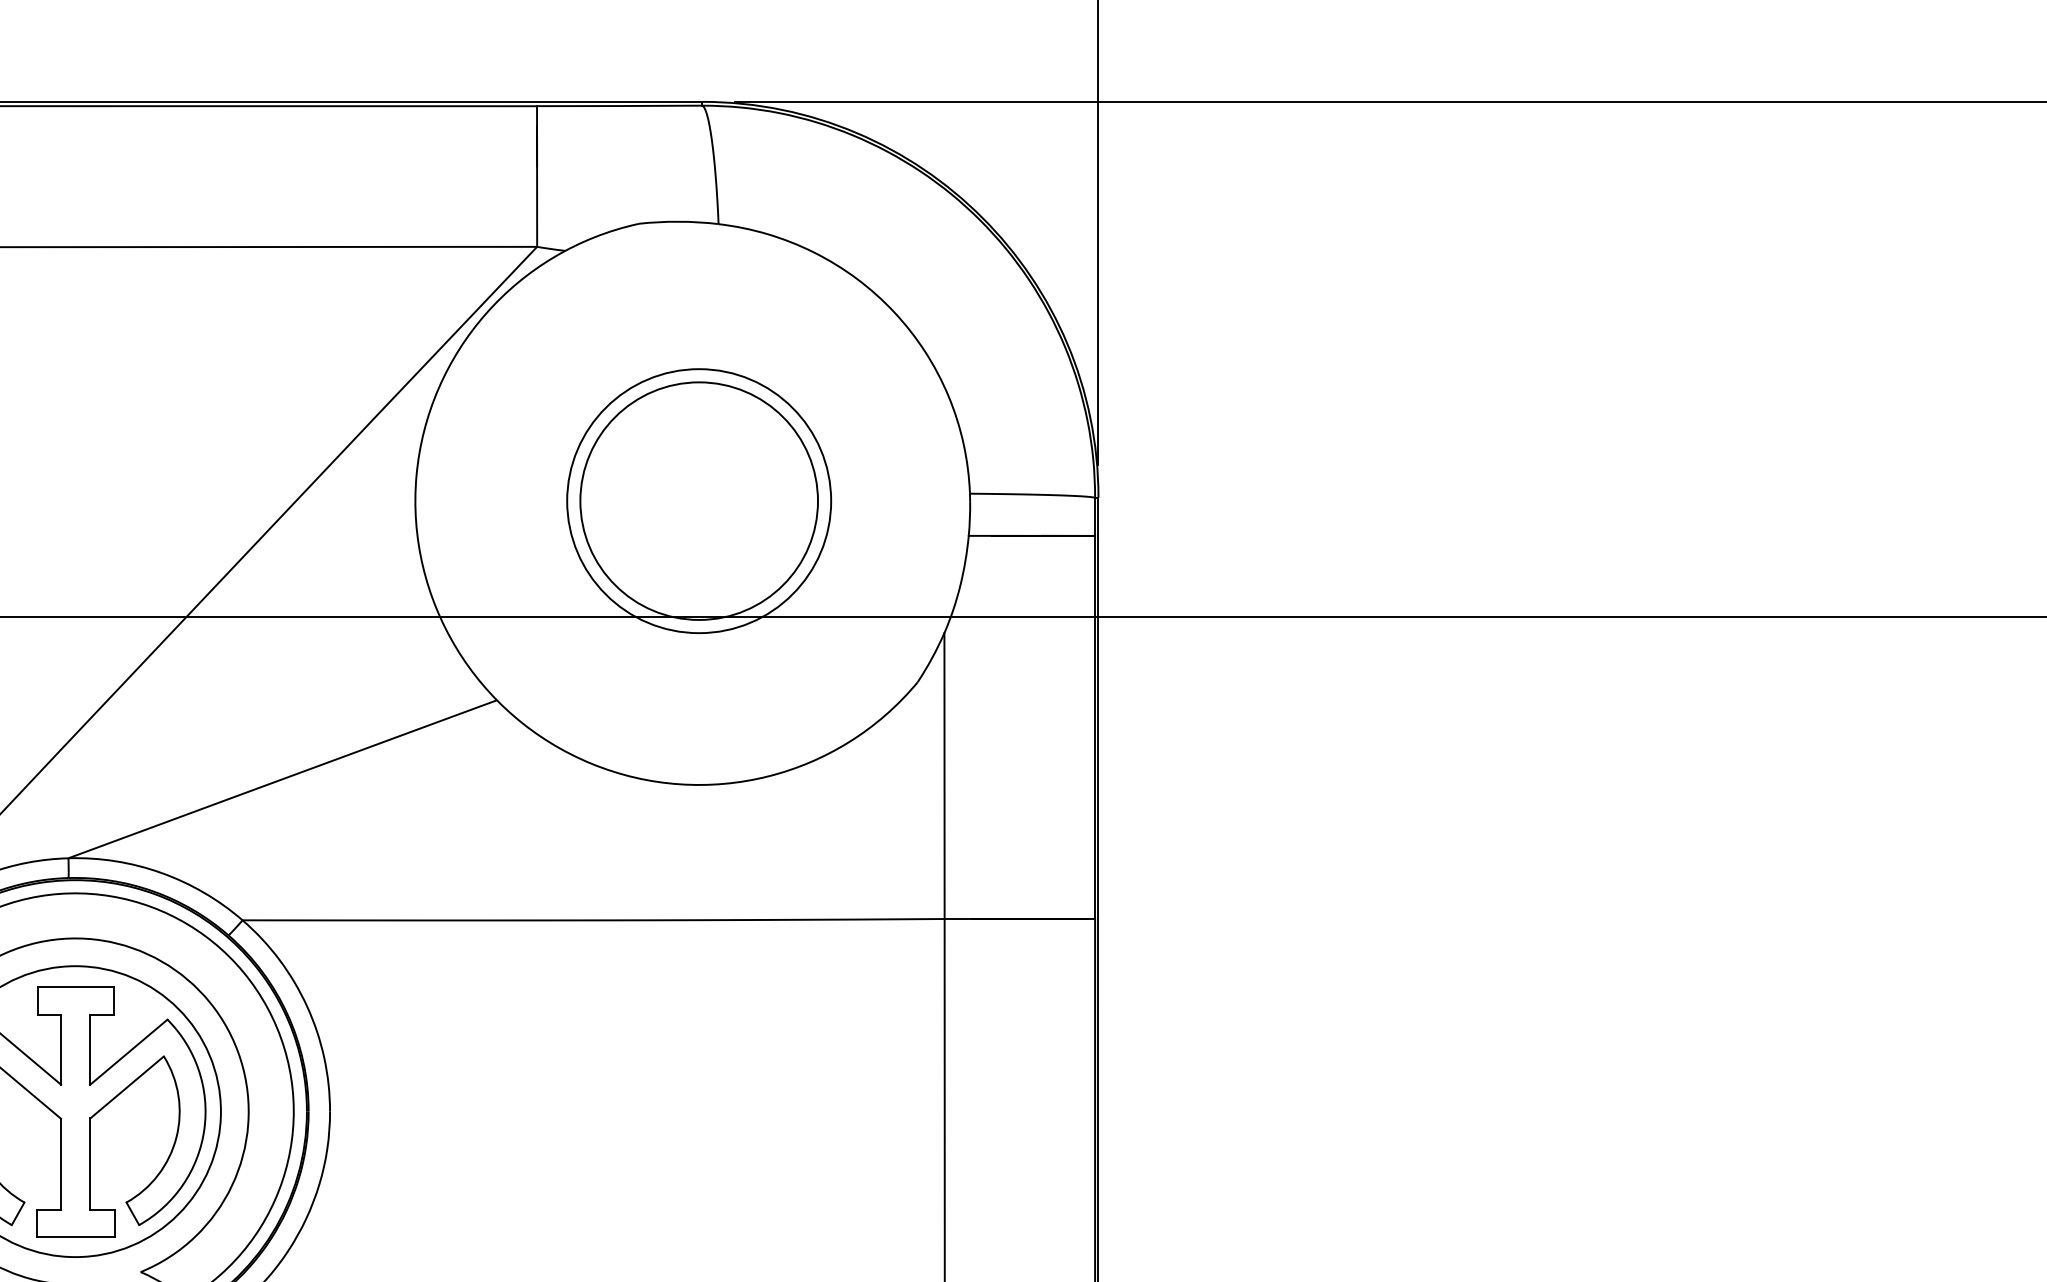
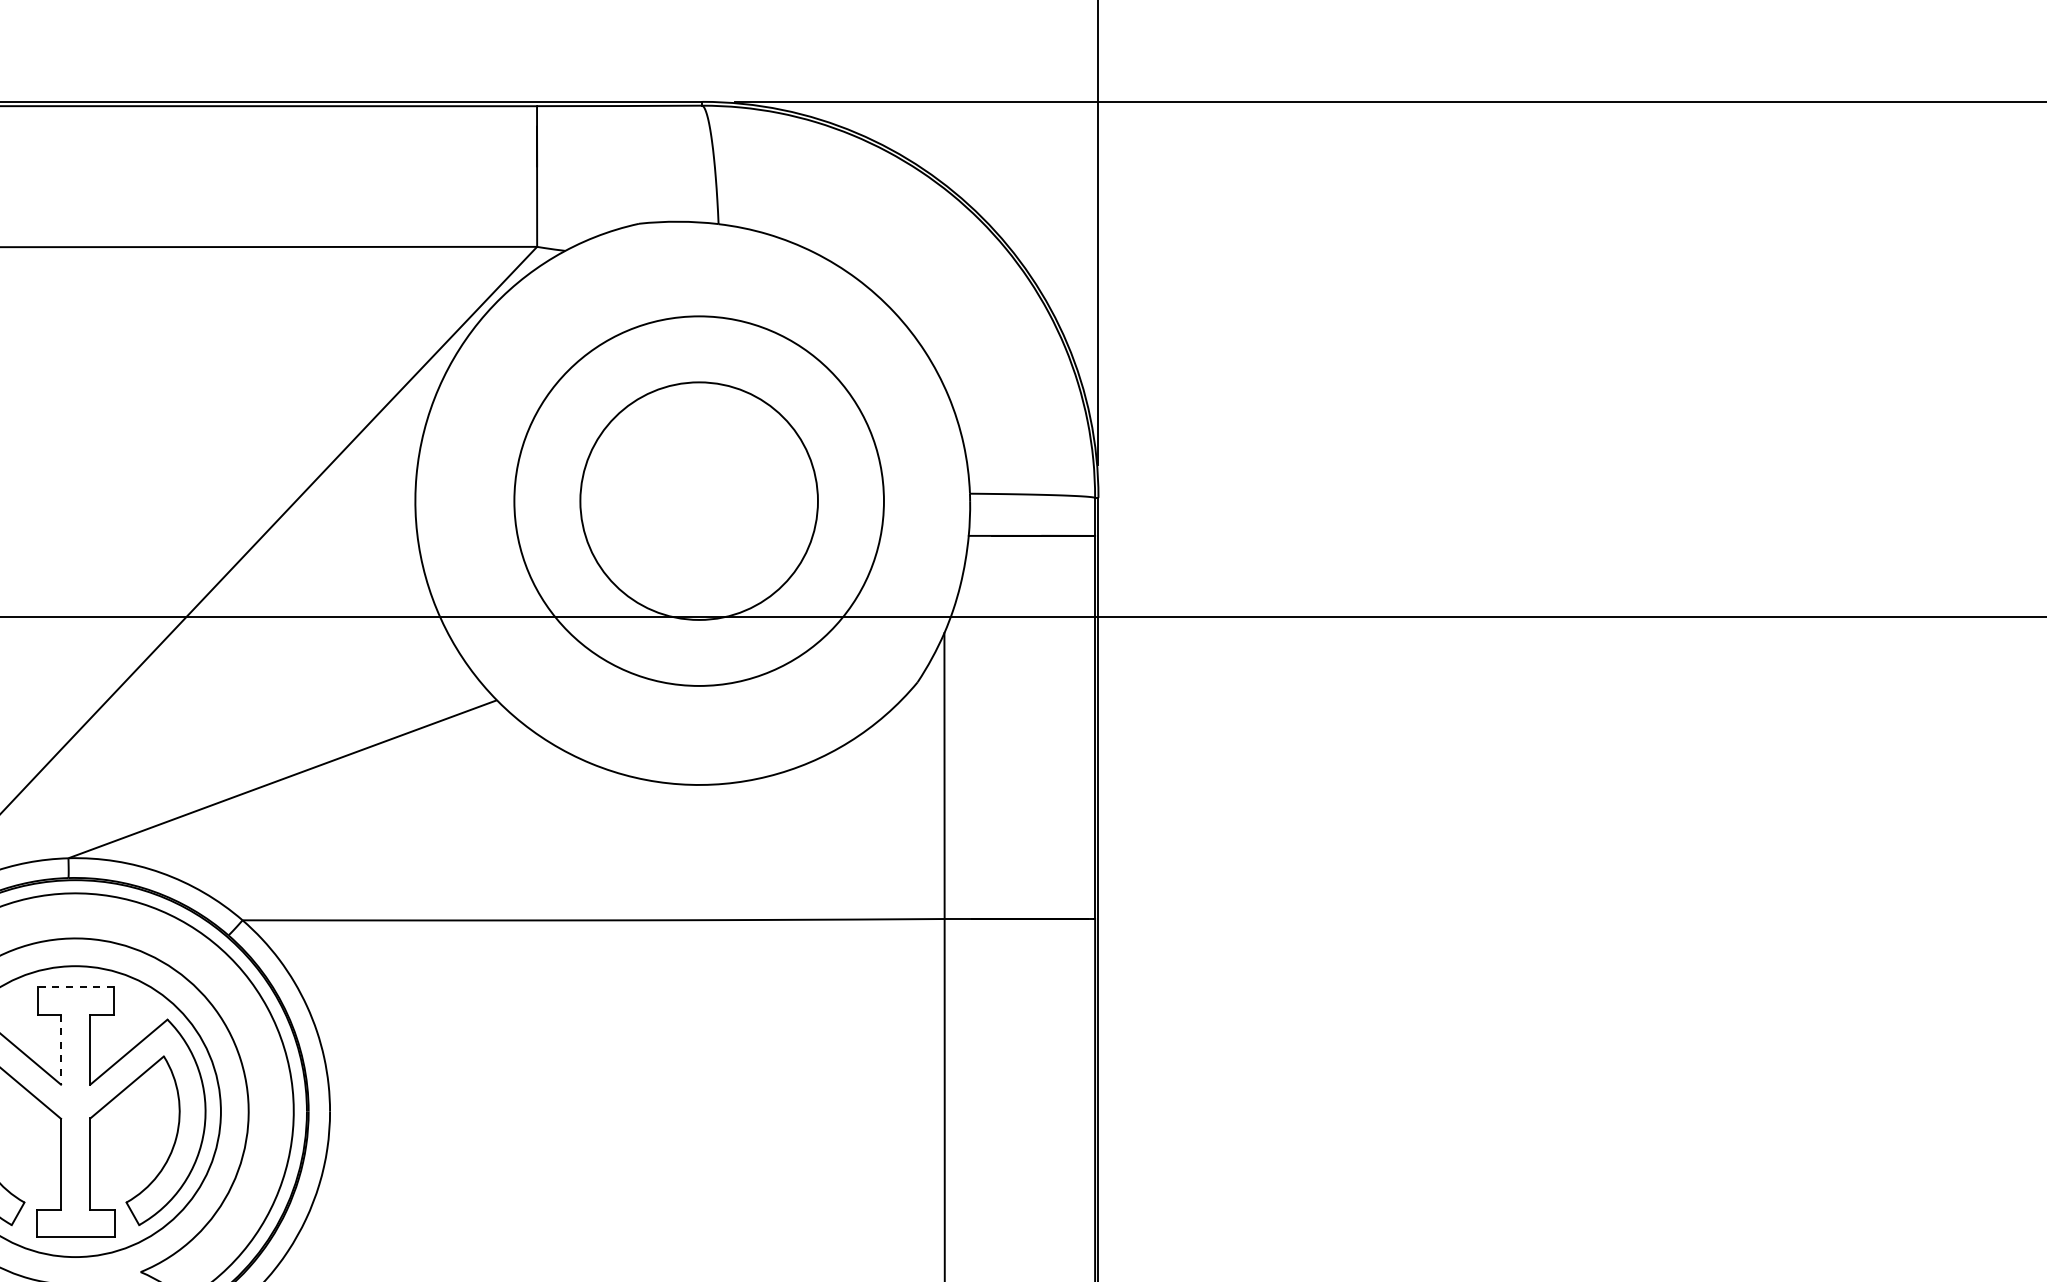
circle diameter: 264 px -> 370 px (698, 500)
line: solid -> dashed (75, 986)
line: solid -> dashed (61, 1050)
